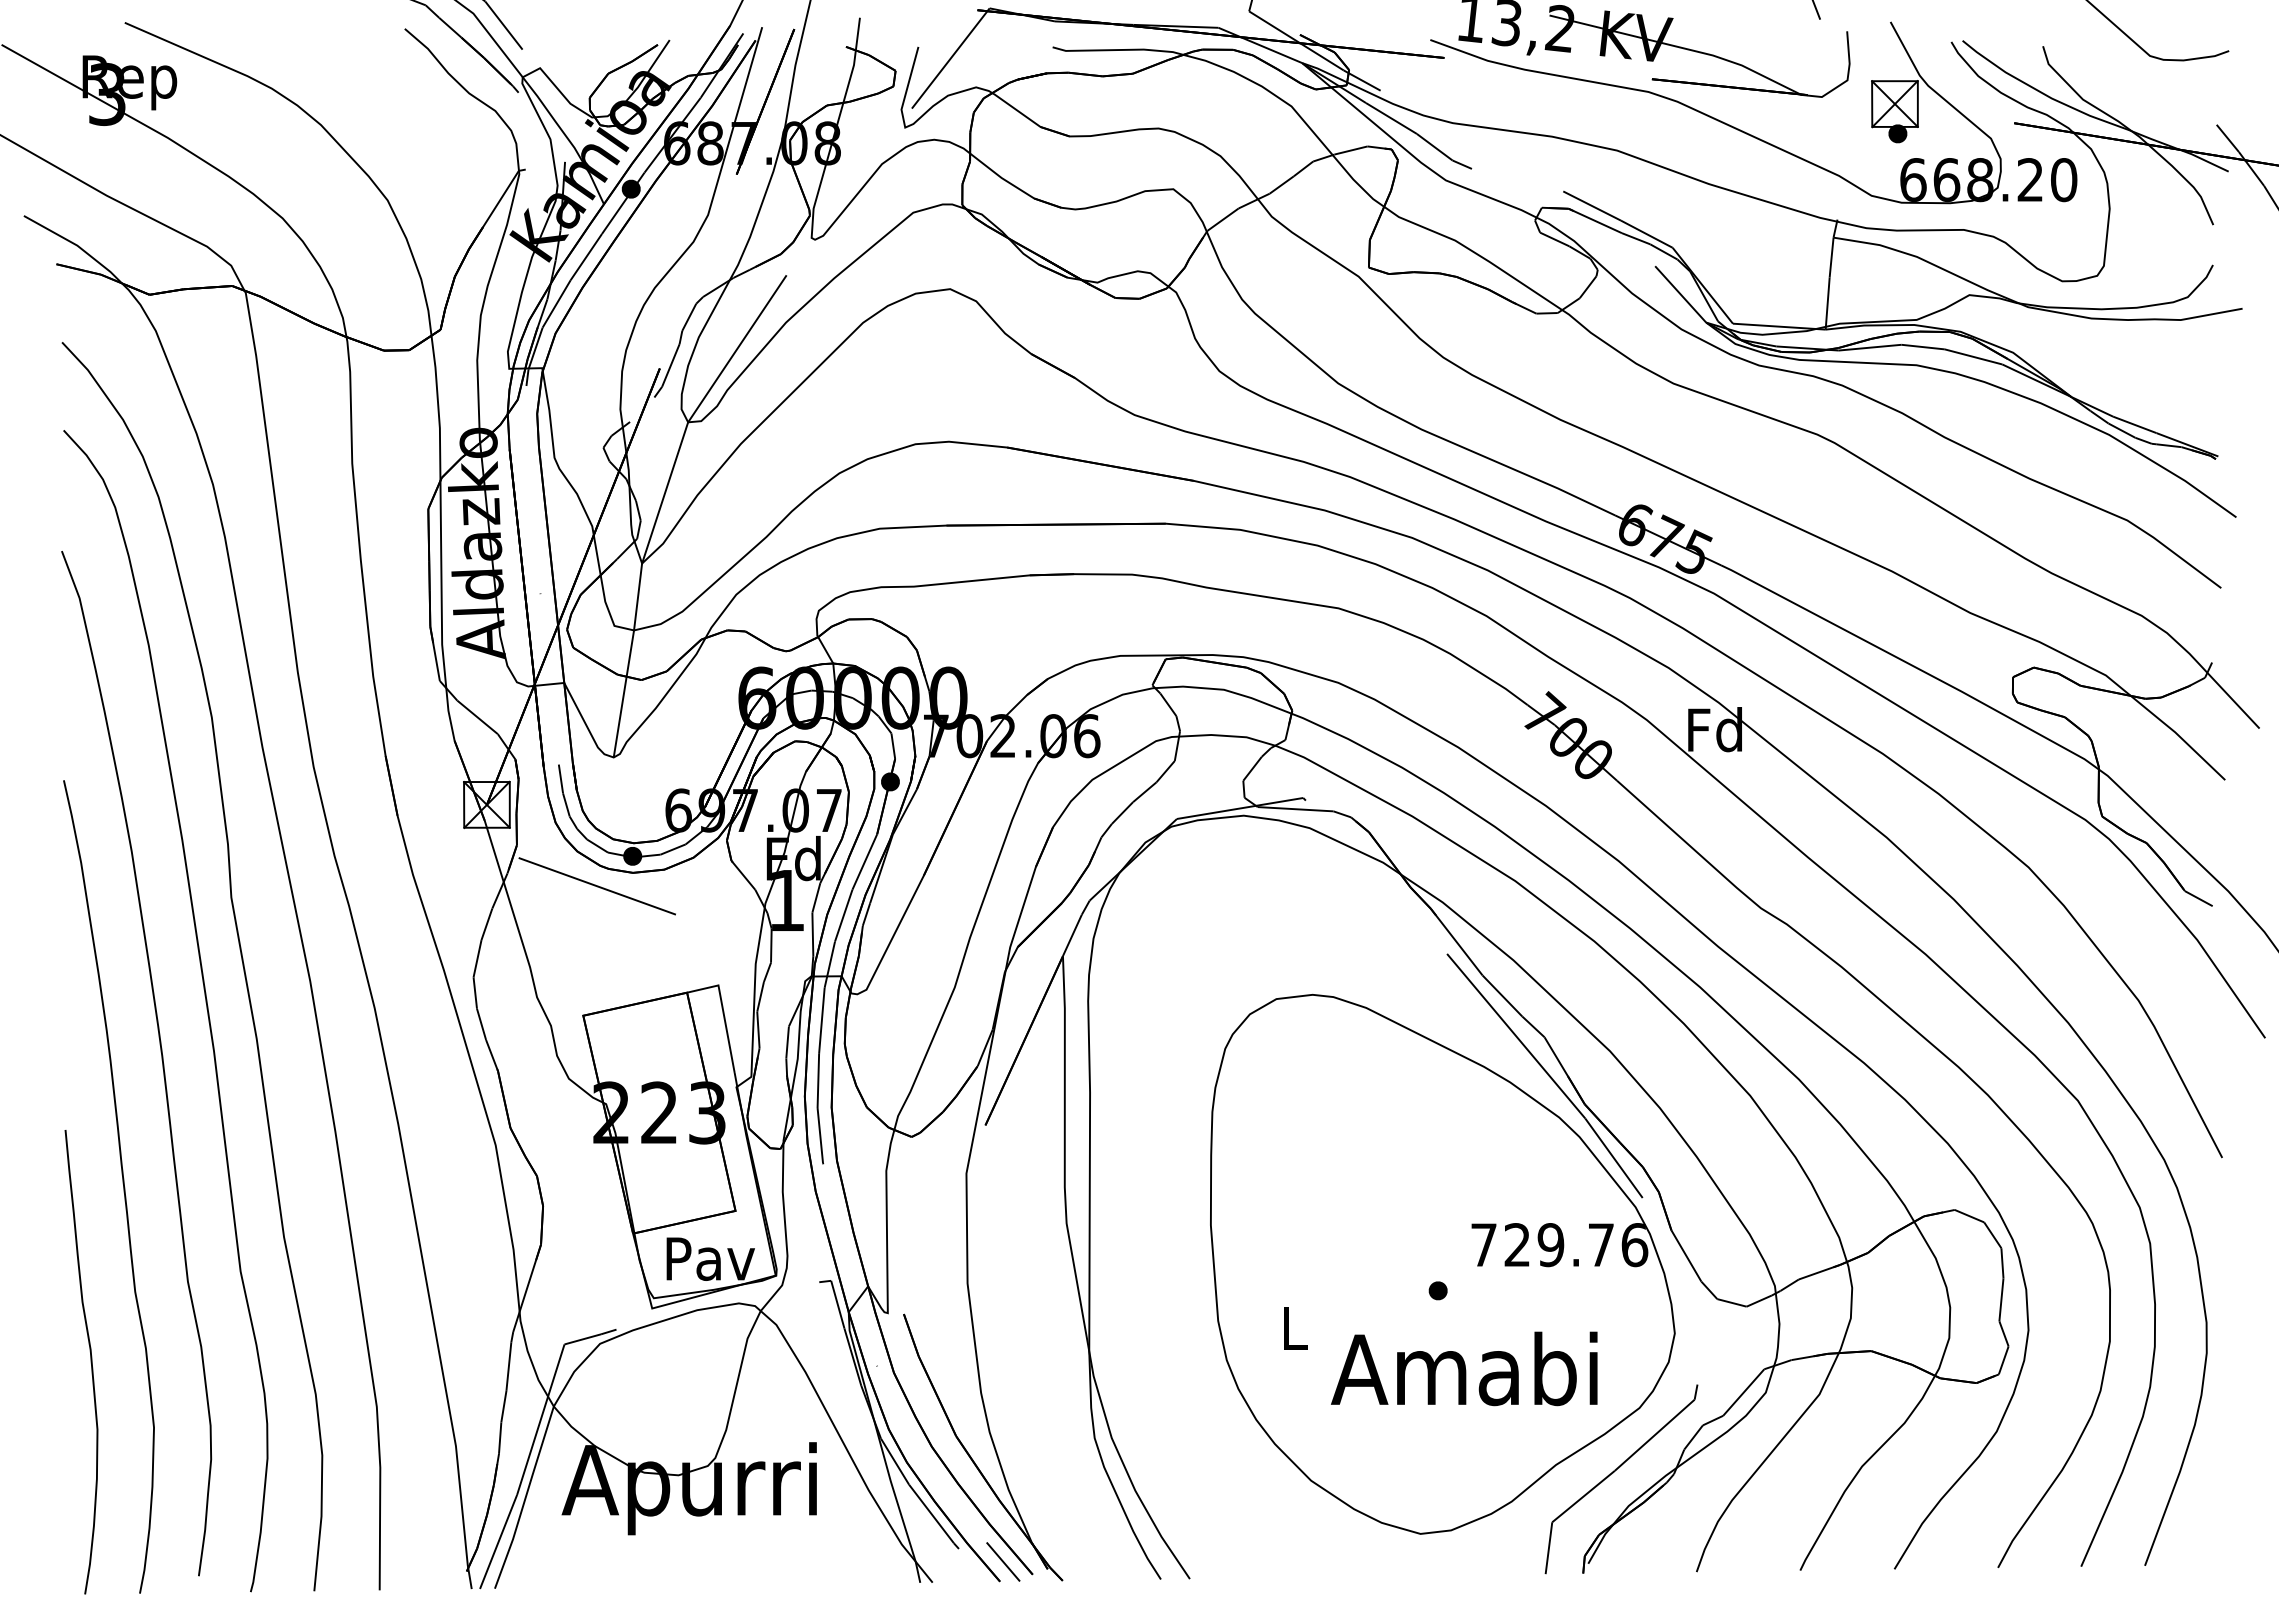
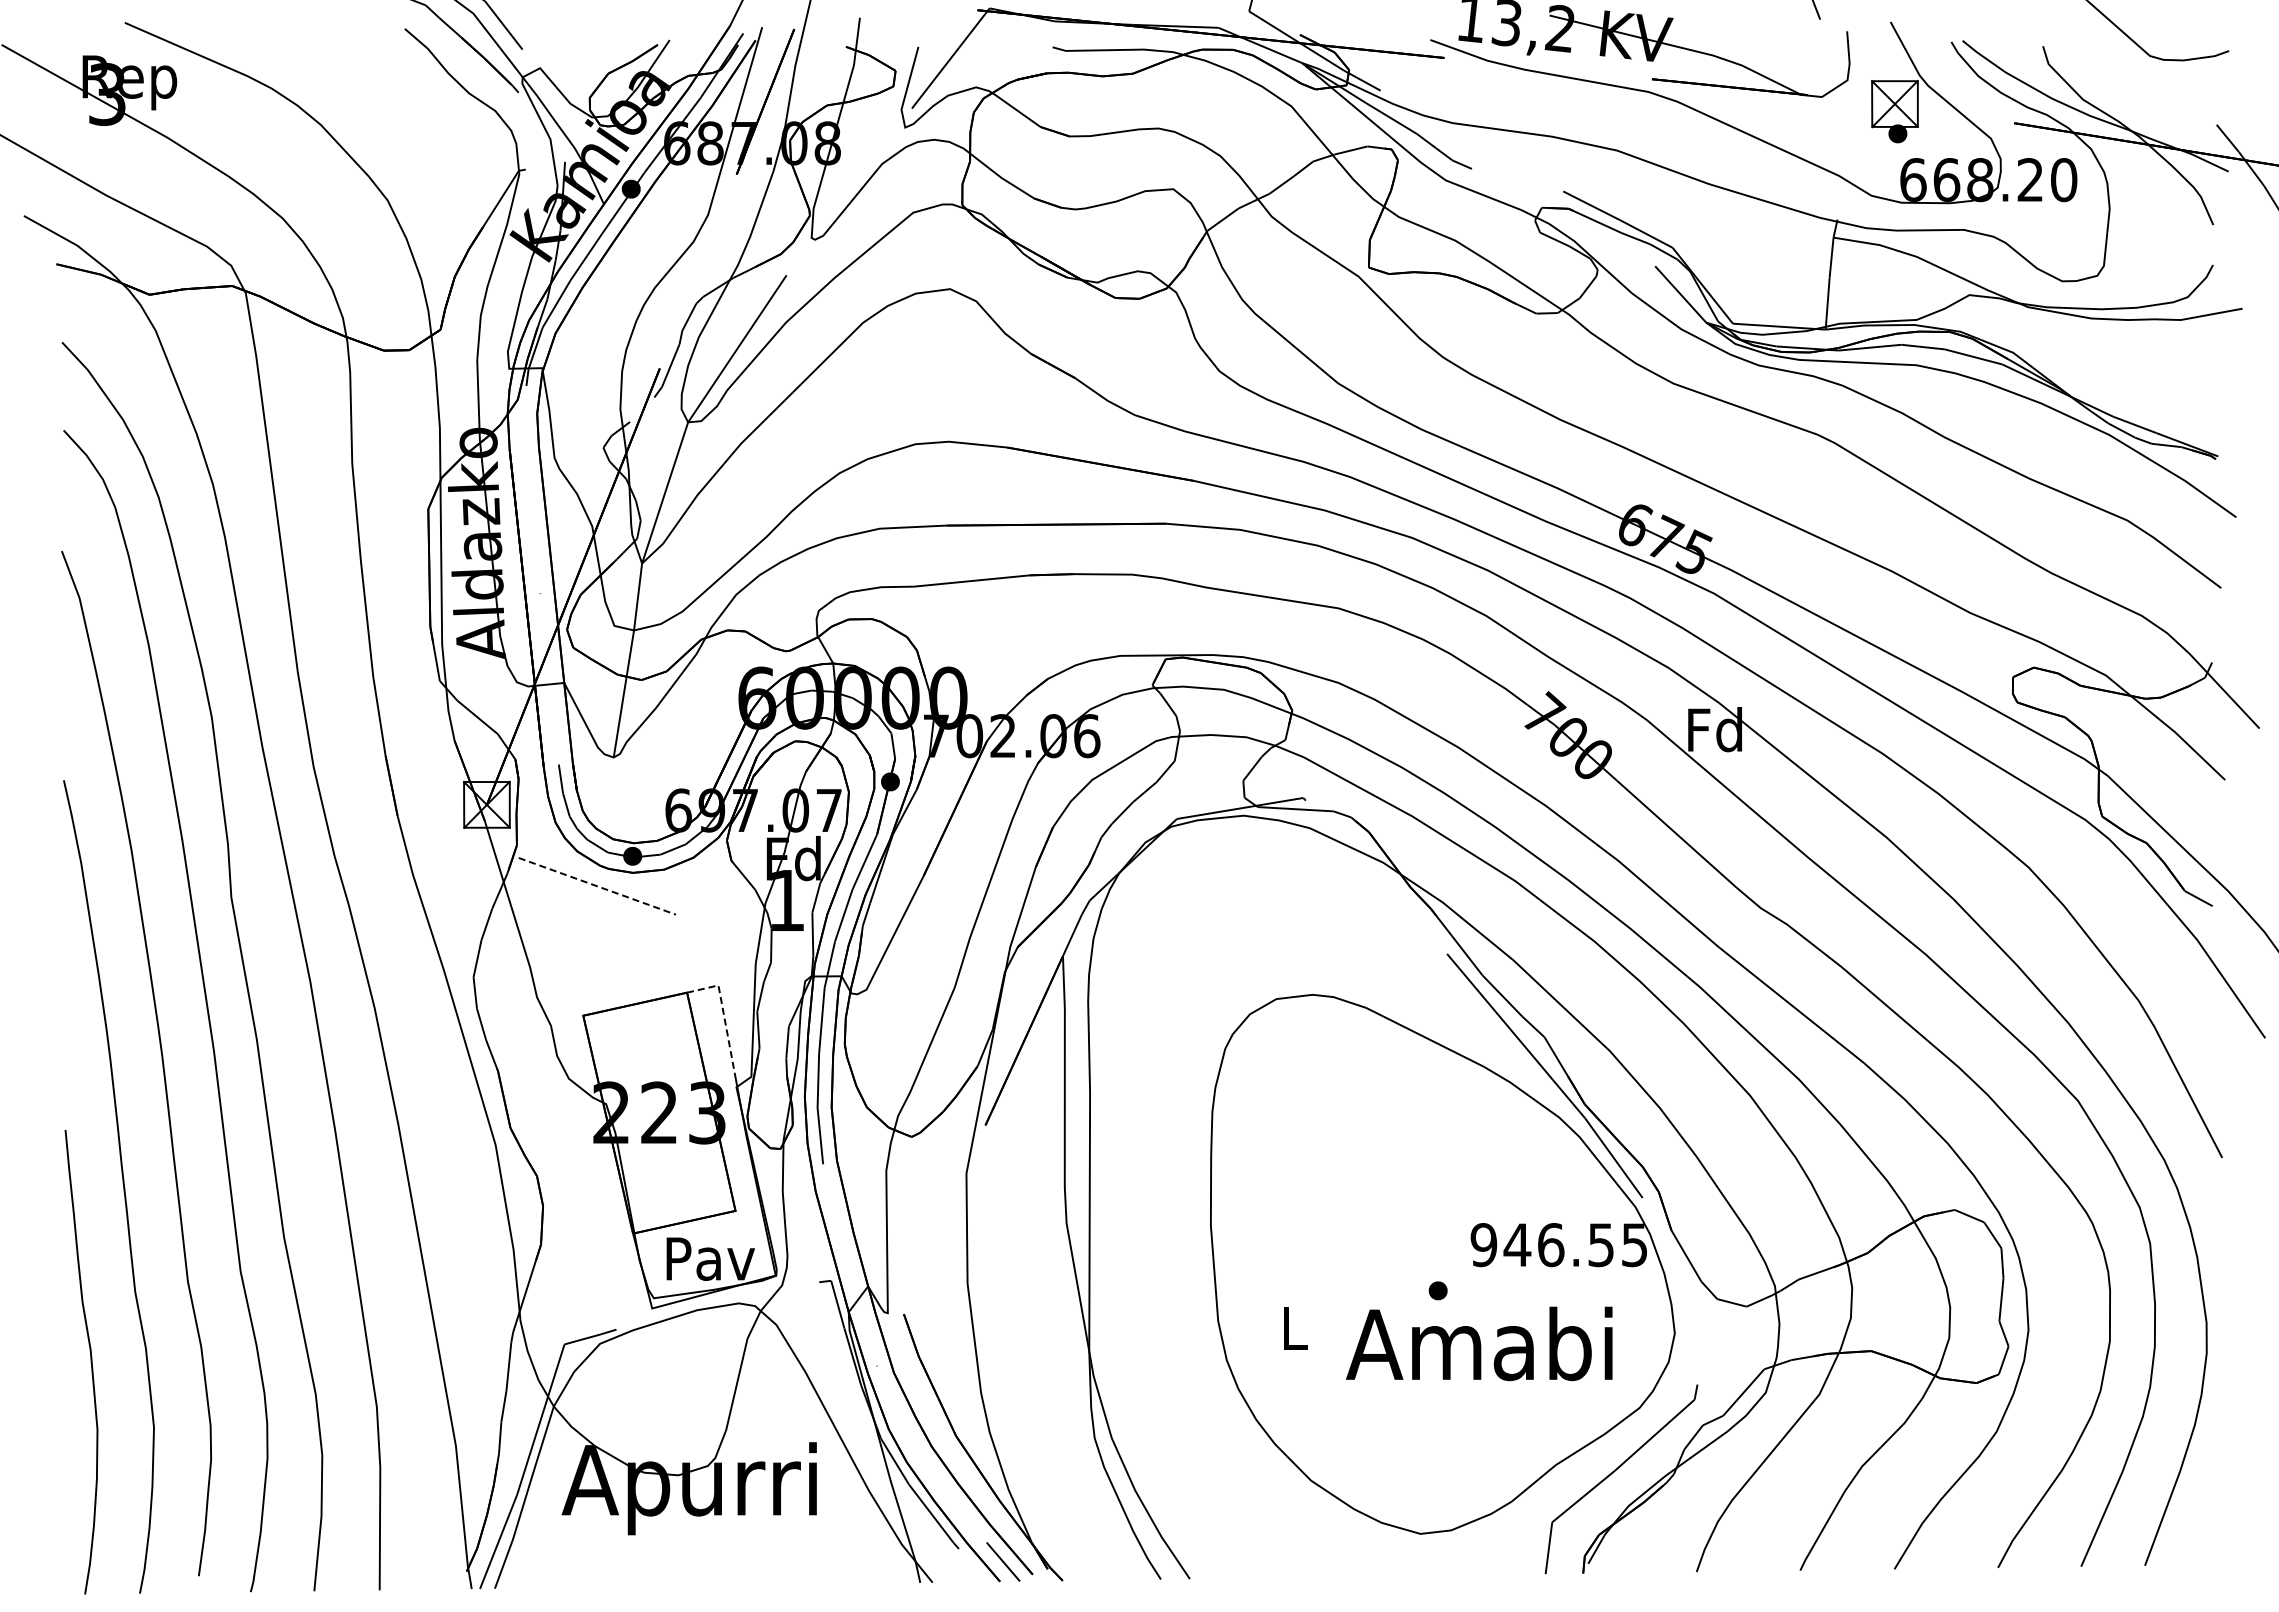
line: solid -> dashed (597, 886)
line: solid -> dashed (723, 1012)
text: 729.76 -> 946.55 (1559, 1245)
text position: (1464, 1368) -> (1479, 1343) (1479, 1343)
